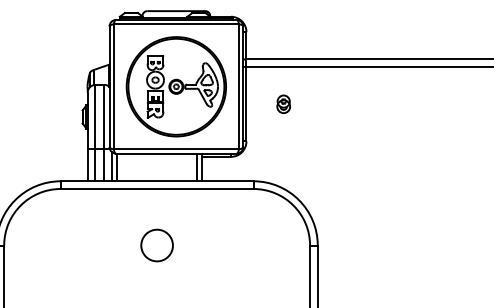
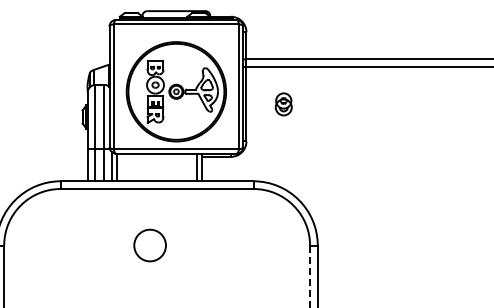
part position: (175, 86) -> (175, 91) (175, 91)
part size: 15x20 px -> 19x25 px (283, 104)
circle position: (156, 245) -> (149, 245) (149, 245)
line: solid -> dashed (310, 276)
